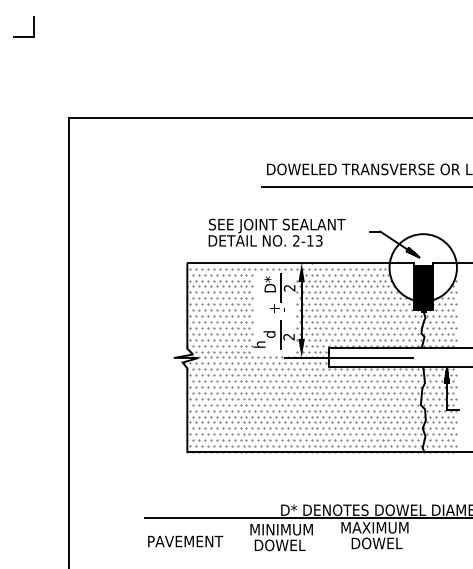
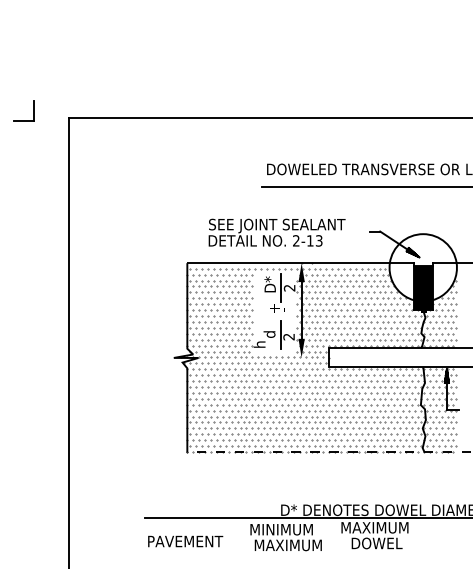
part position: (33, 26) -> (33, 110) (33, 110)
line: present -> none (348, 357)
line: solid -> dashed (330, 452)
text: DOWEL -> MAXIMUM (288, 545)
